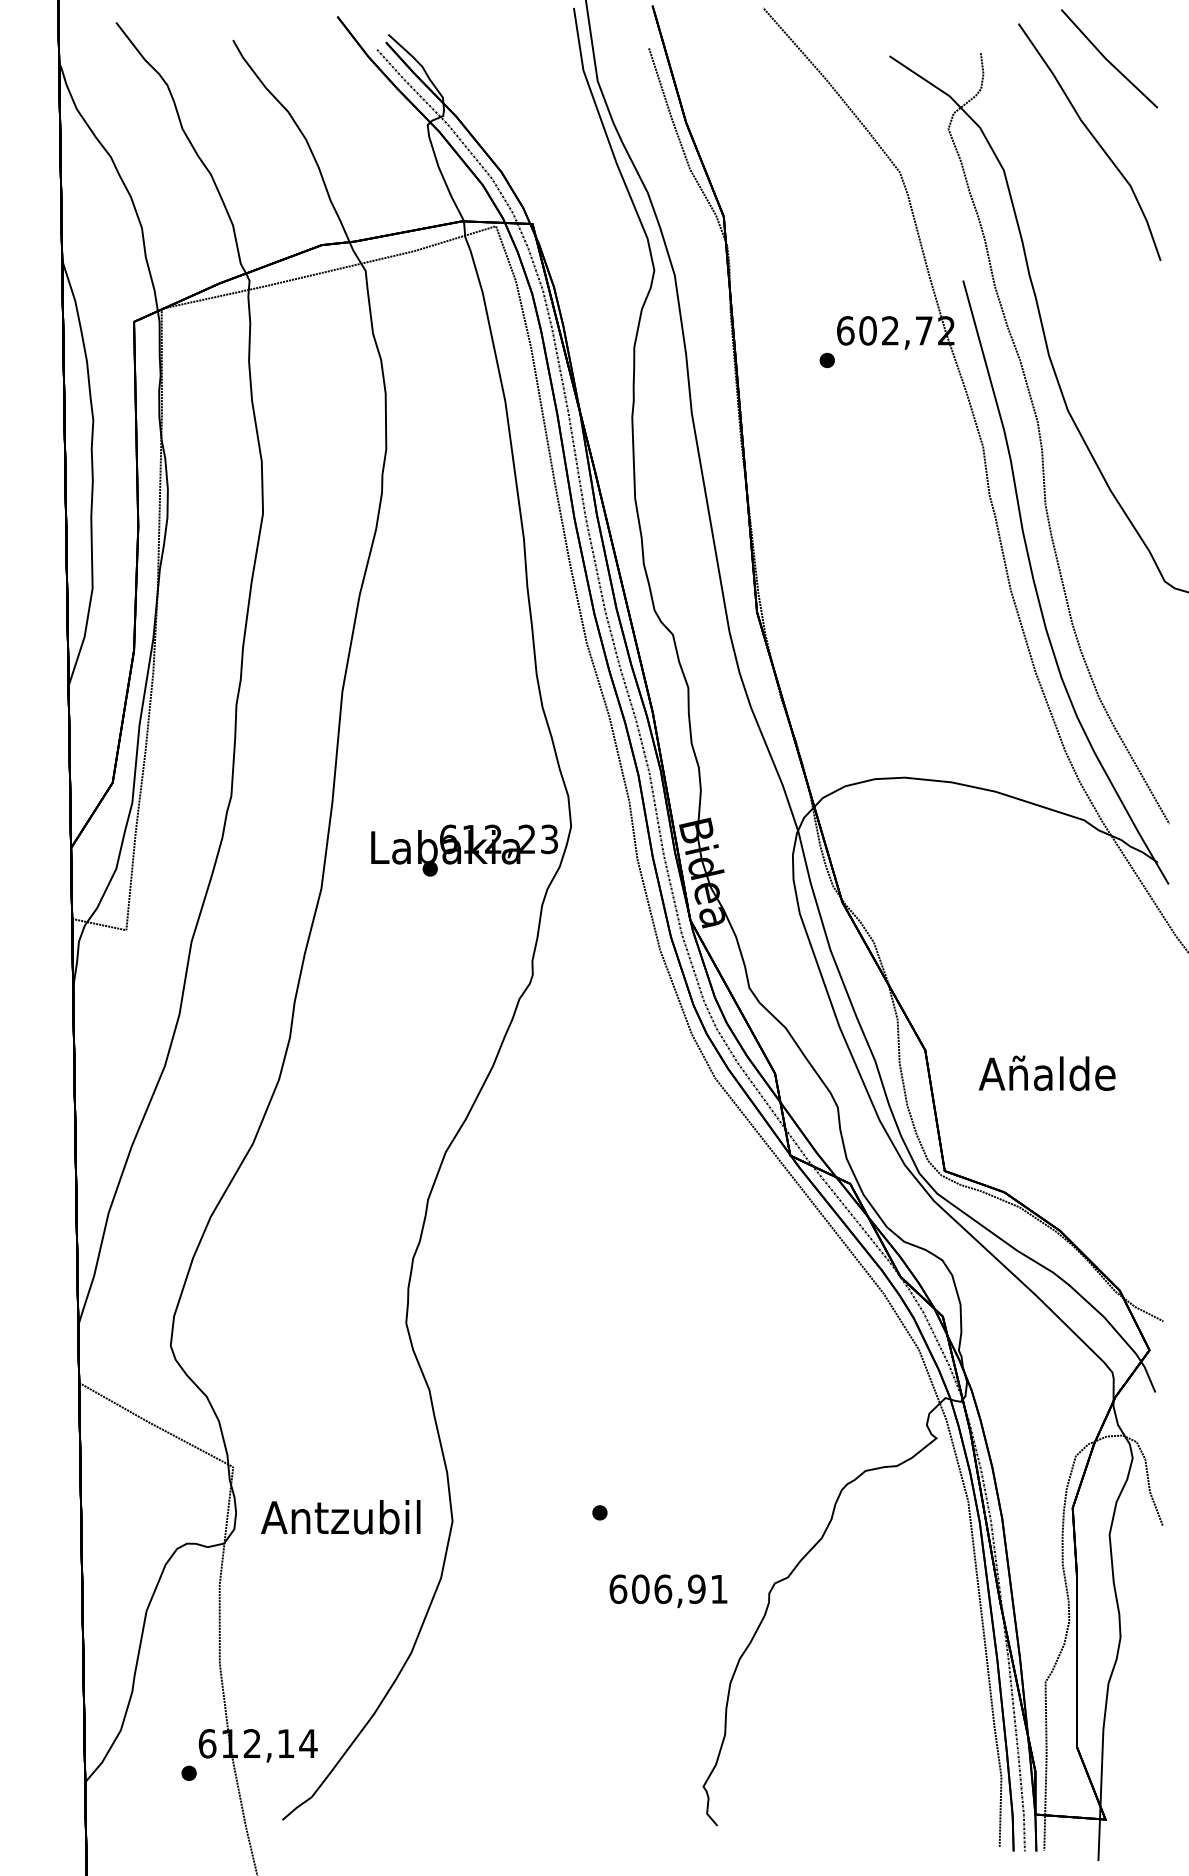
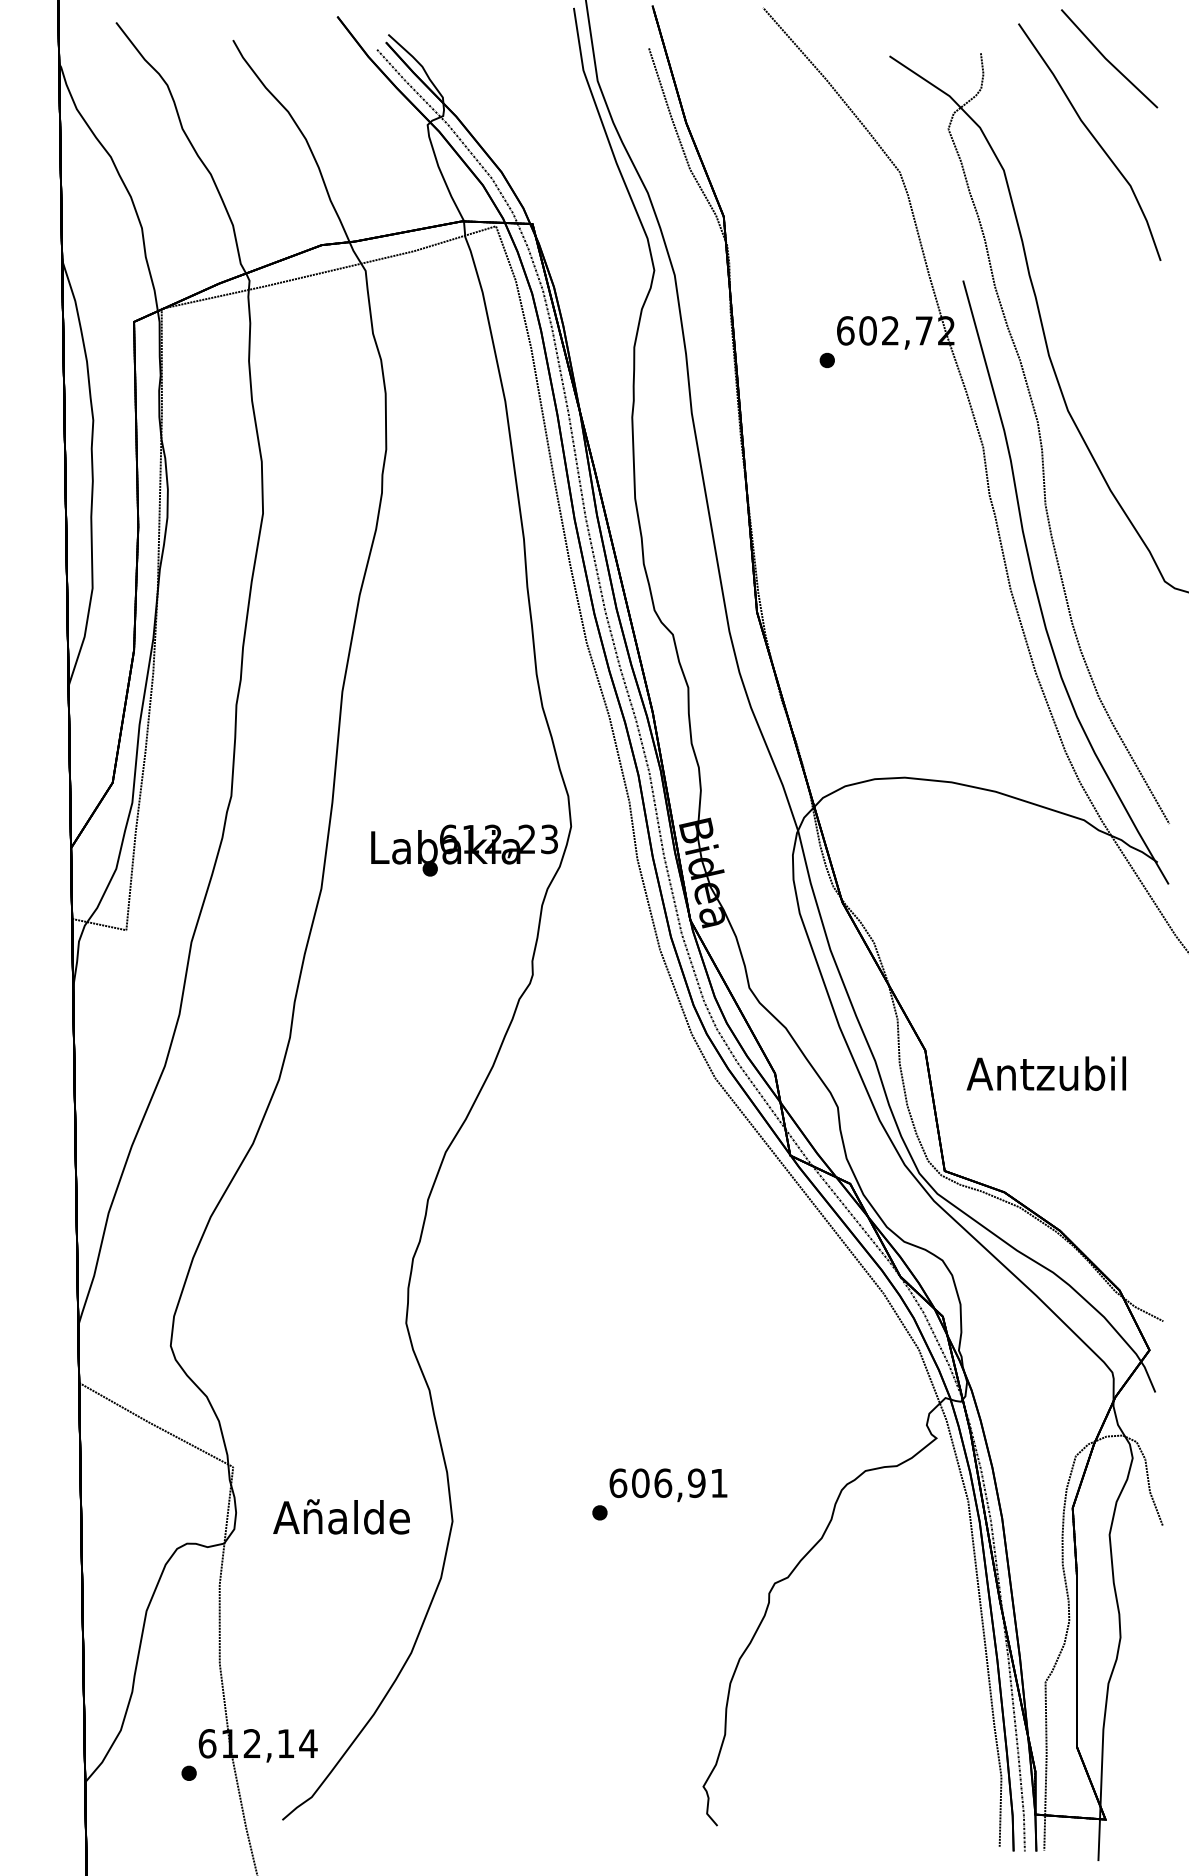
text: Añalde -> Antzubil (1045, 1073)
text: Antzubil -> Añalde (340, 1516)
text position: (668, 1591) -> (668, 1485) (668, 1485)
